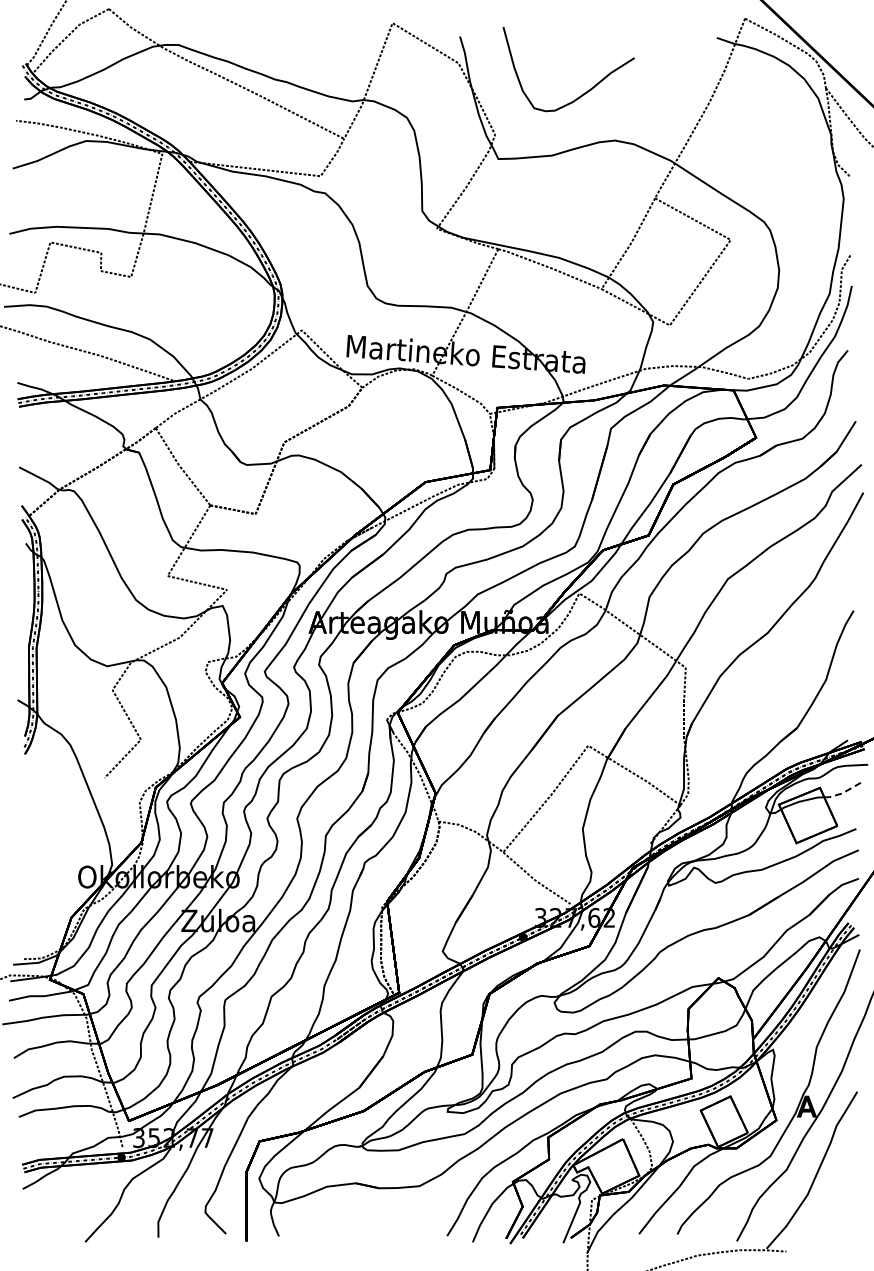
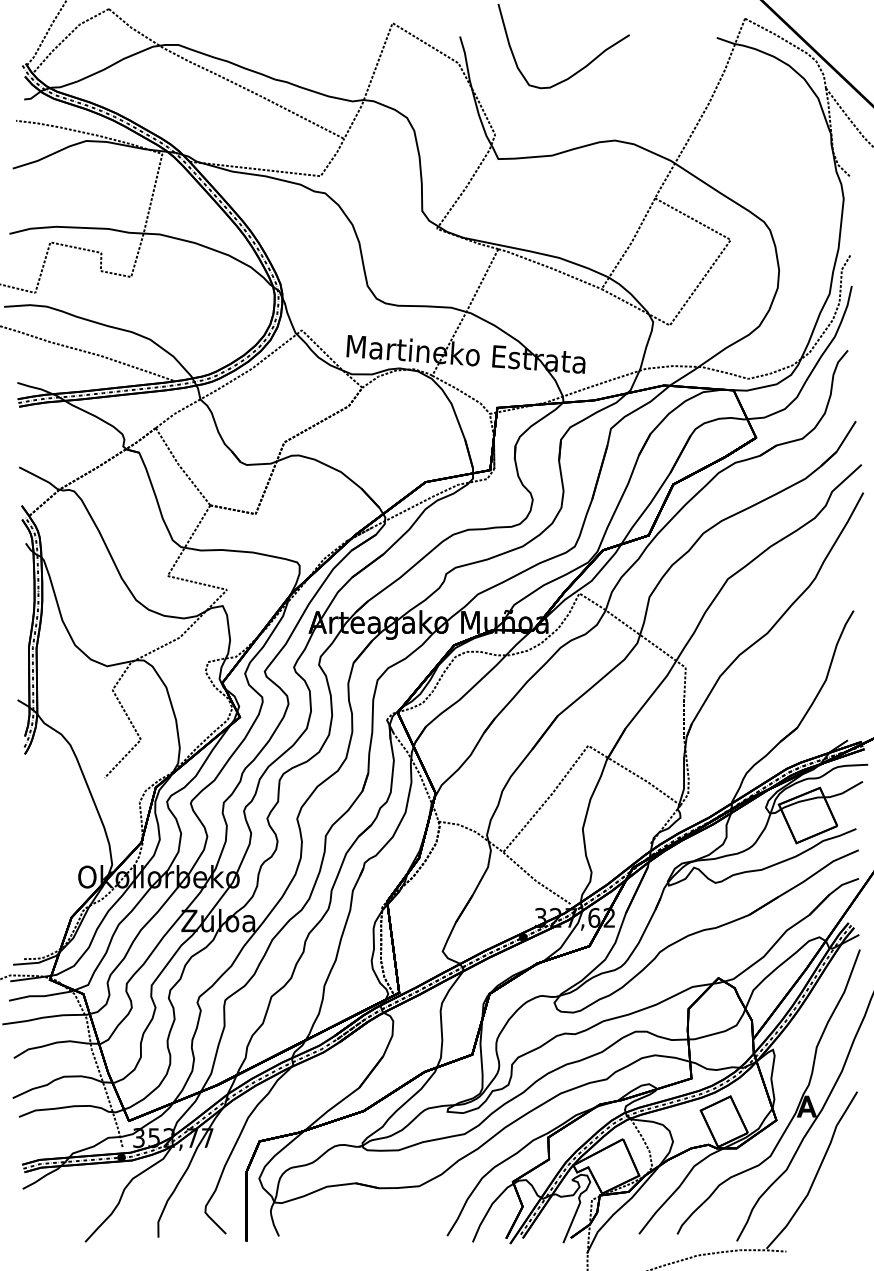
curve position: (584, 92) -> (579, 69) (579, 69)
line: dashed -> solid (843, 792)
